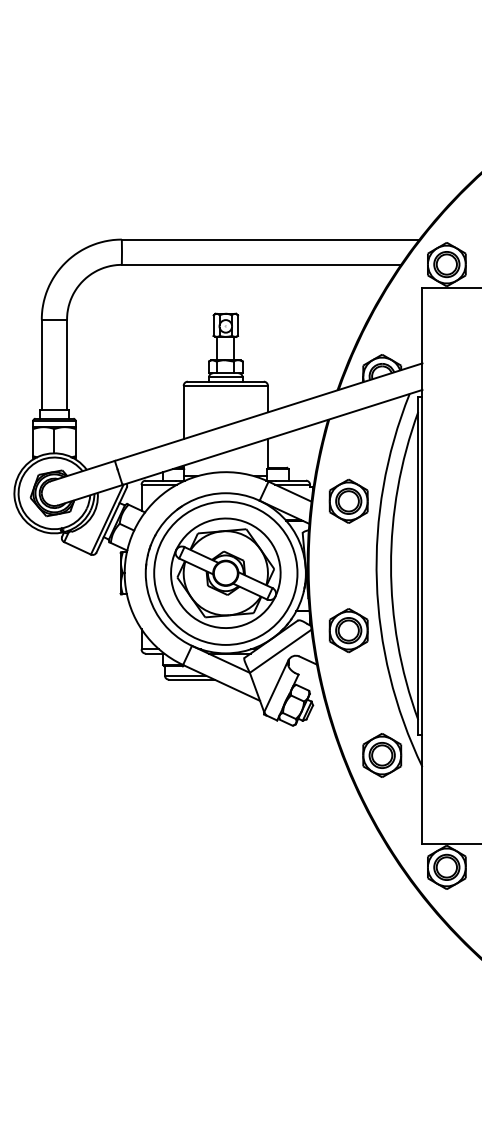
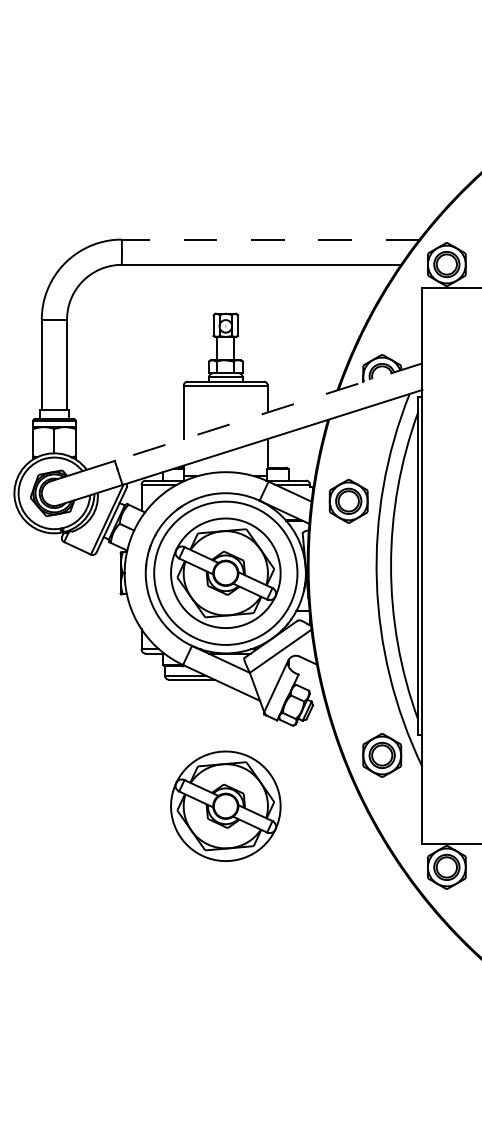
line: solid -> dashed (270, 239)
line: solid -> dashed (268, 412)
part: present -> none (348, 630)
part: none -> present (225, 805)
